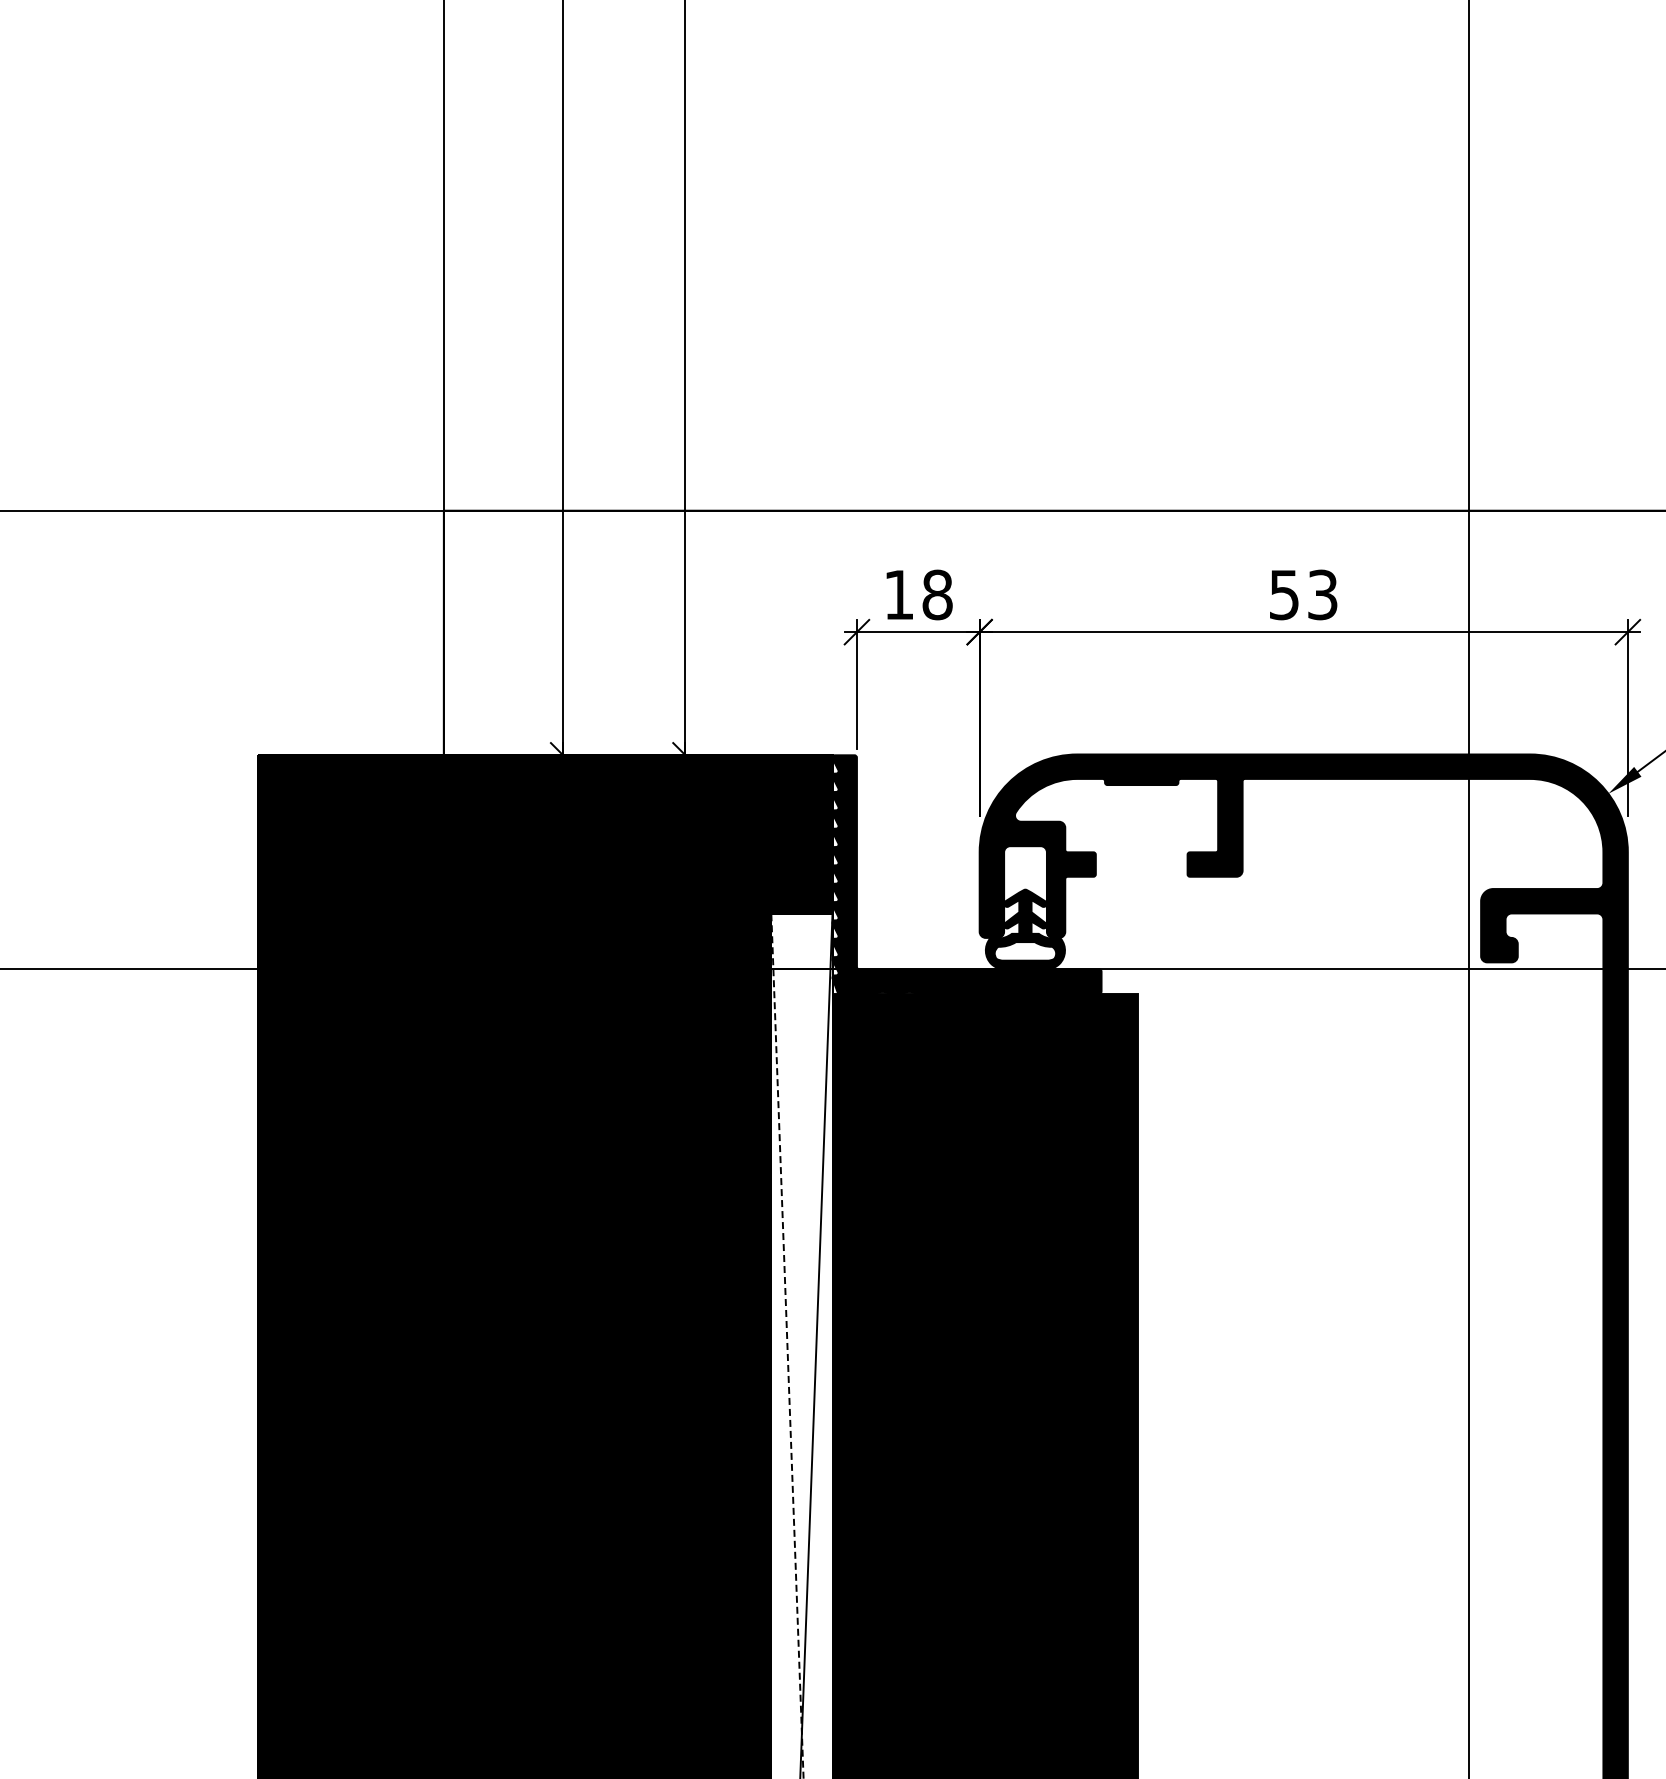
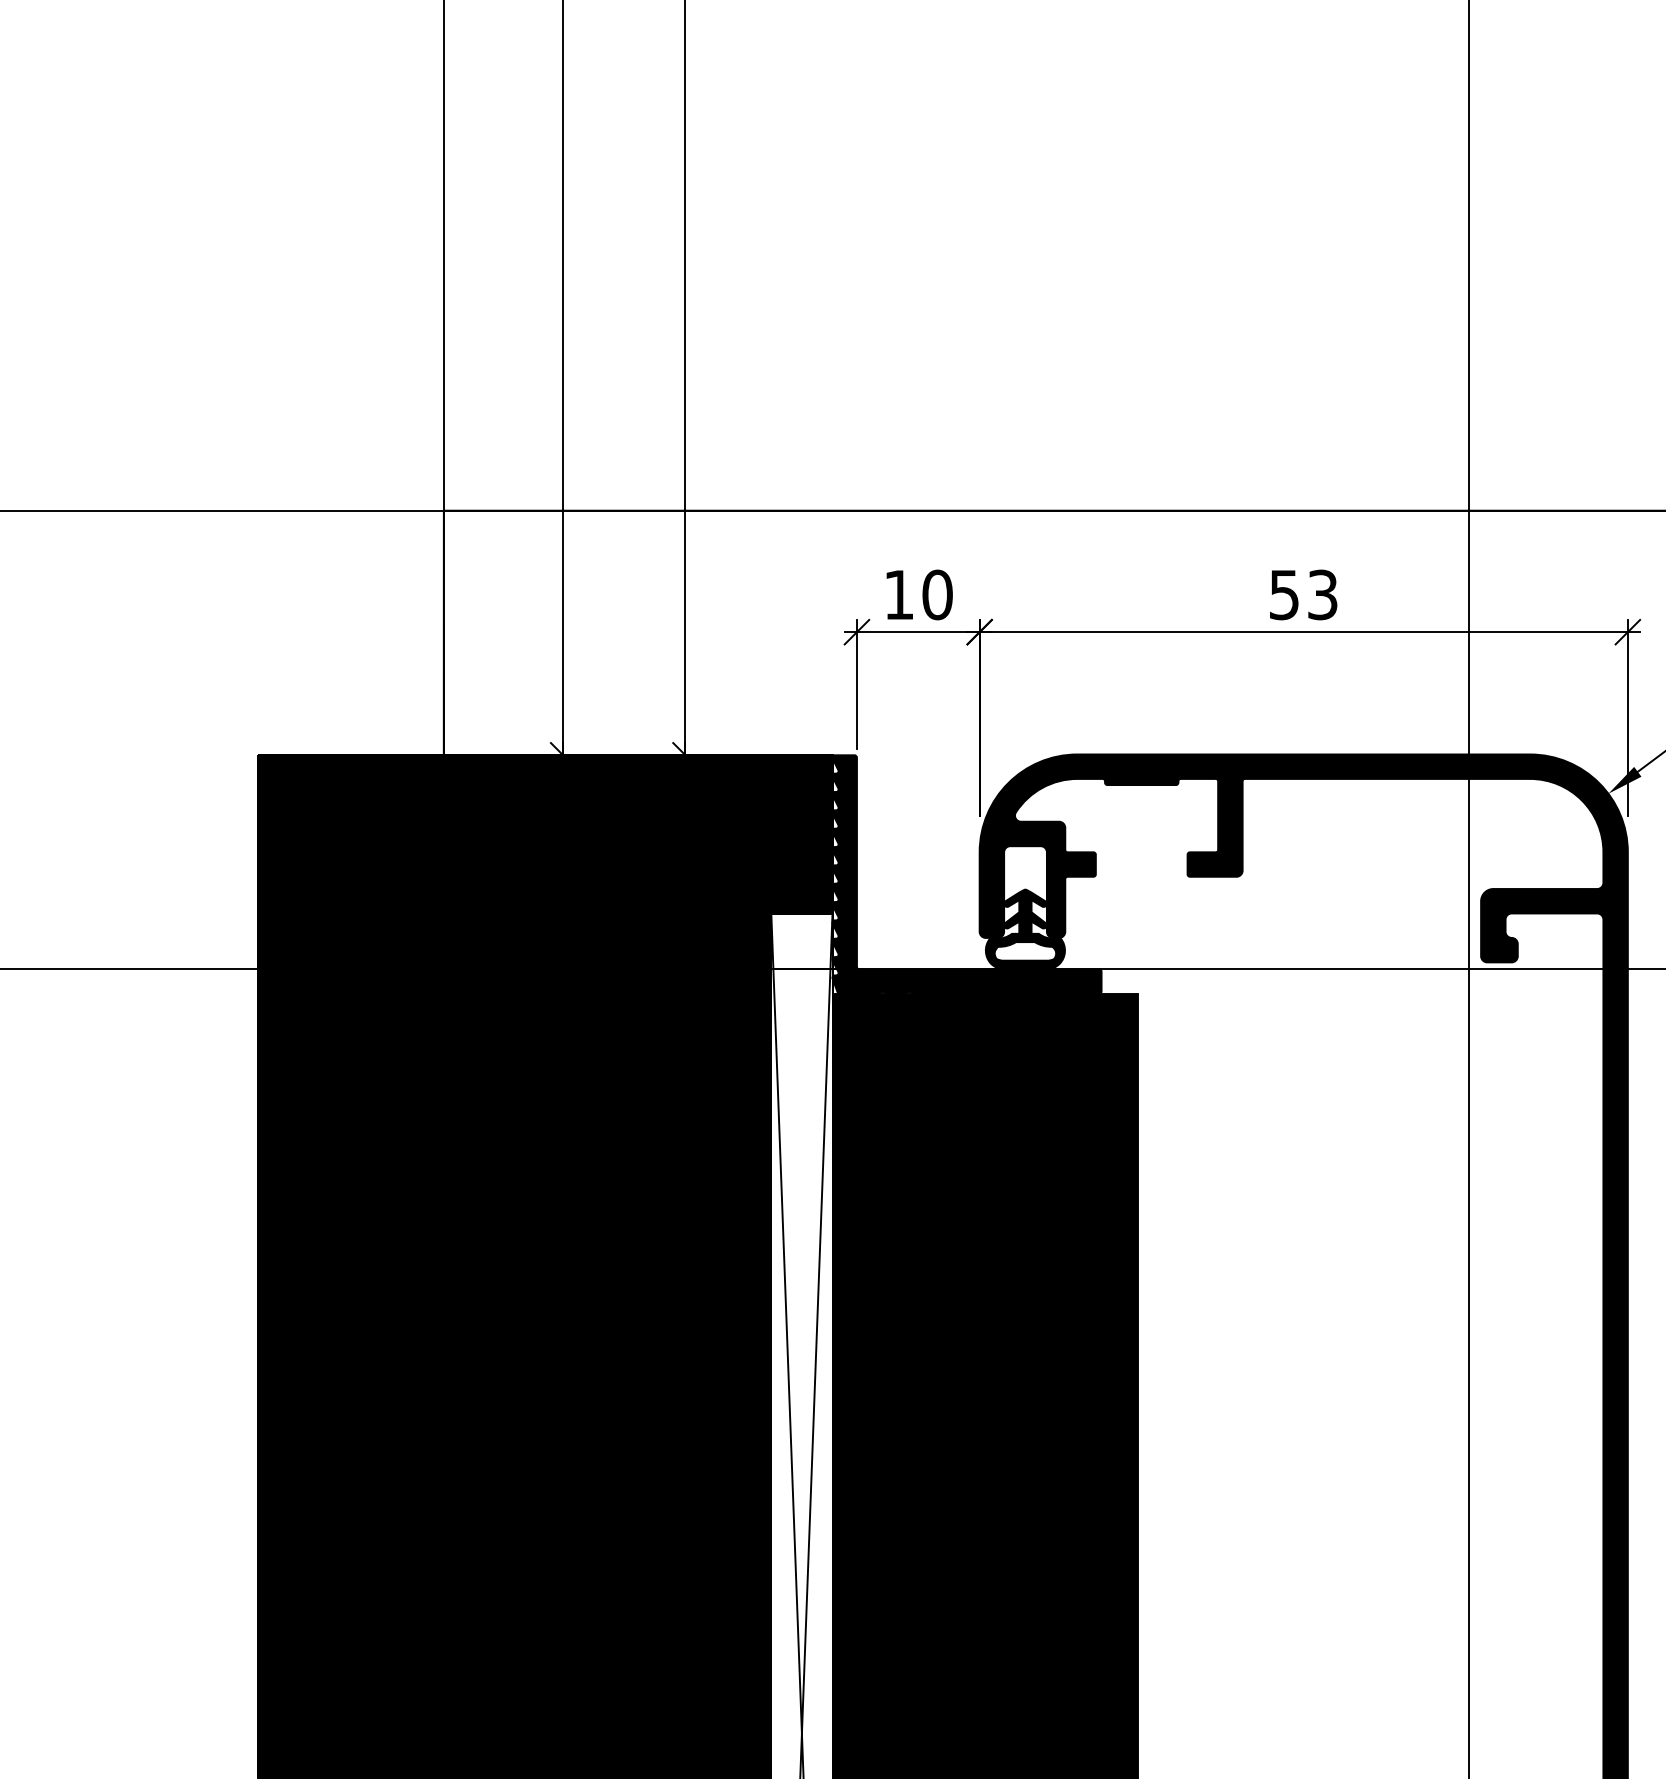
text: 18 -> 10 (937, 594)
line: dashed -> solid (787, 1346)
